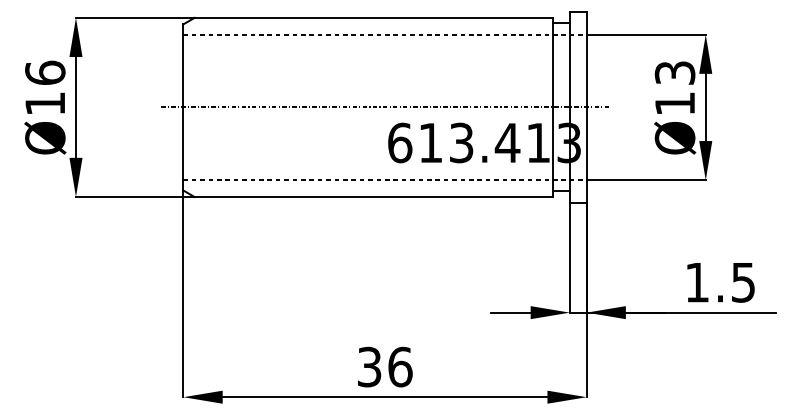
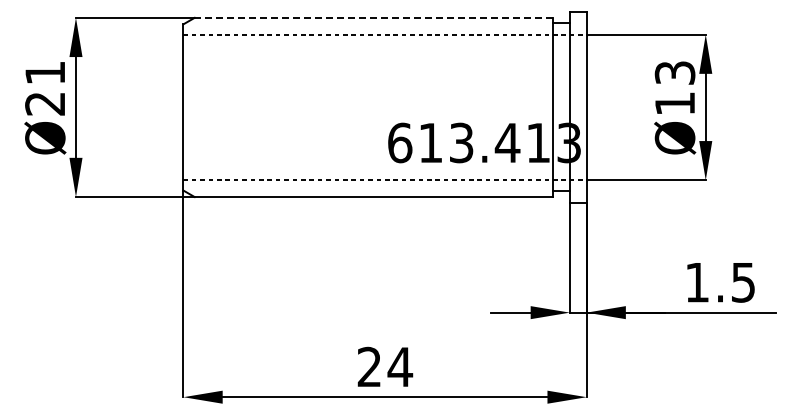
line: solid -> dashed (373, 17)
text: Ø16 -> Ø21 (45, 87)
line: present -> none (385, 107)
text: 36 -> 24 (385, 366)
